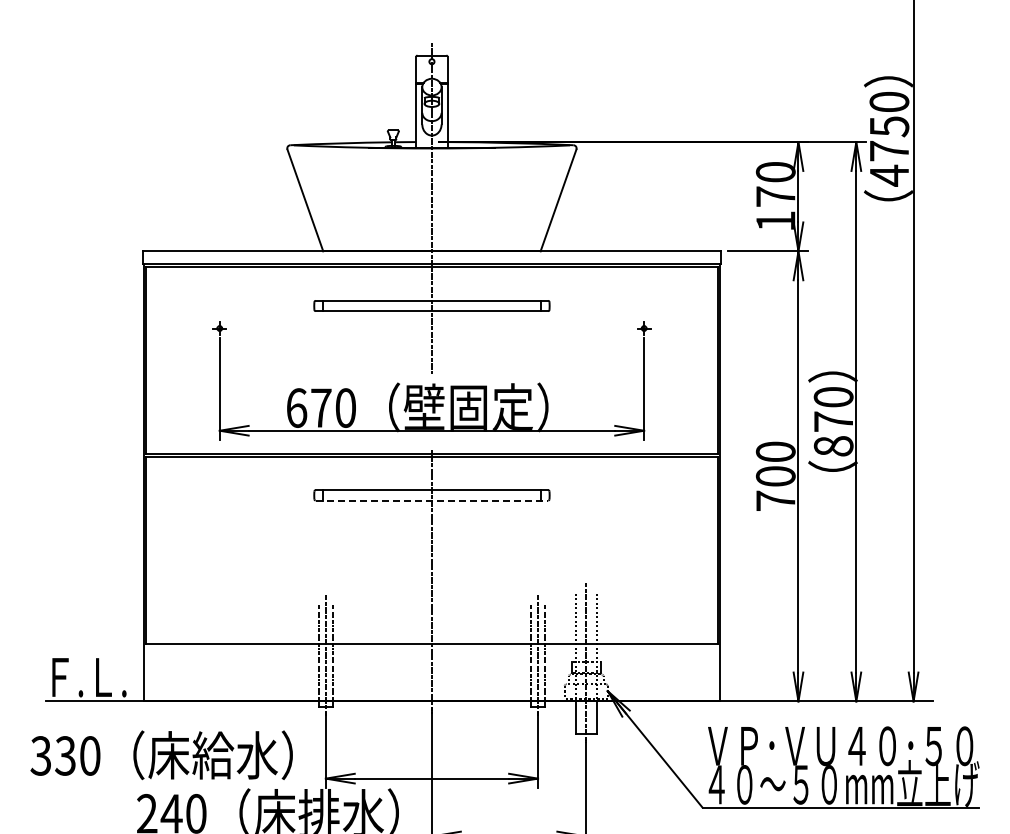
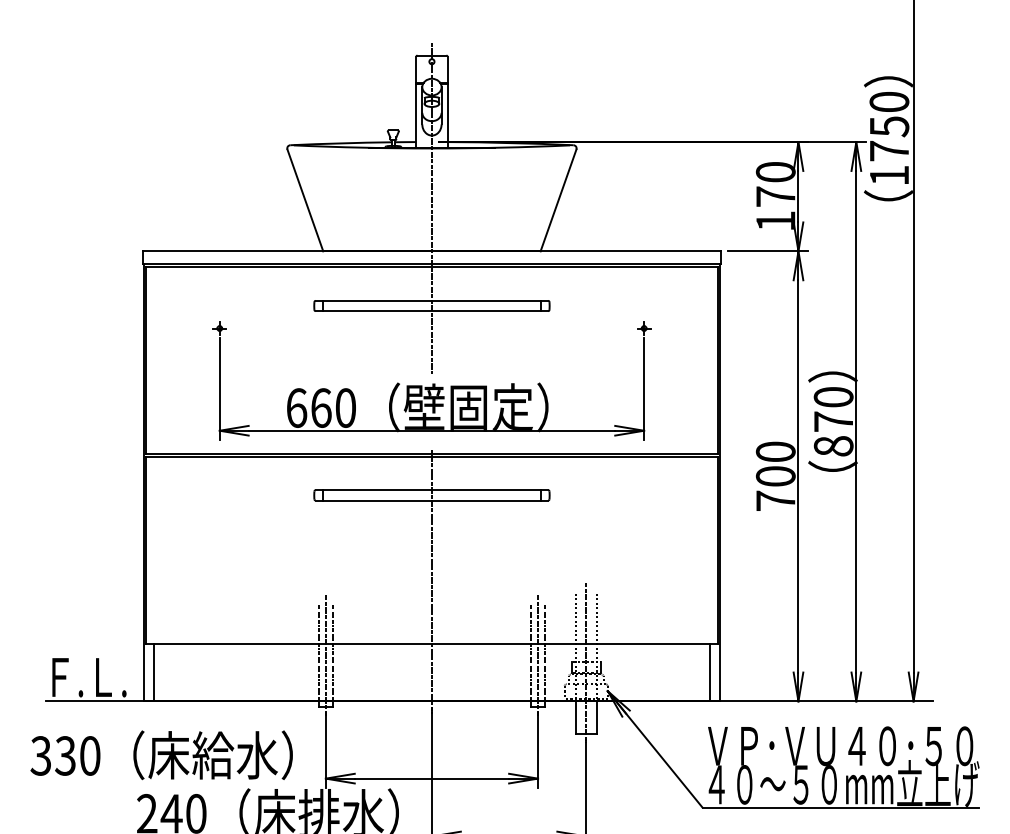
text: 4750 -> 1750 (889, 175)
text: 670 -> 660 (321, 407)
line: dashed -> solid (432, 500)
line: none -> present (153, 672)
line: none -> present (710, 672)
